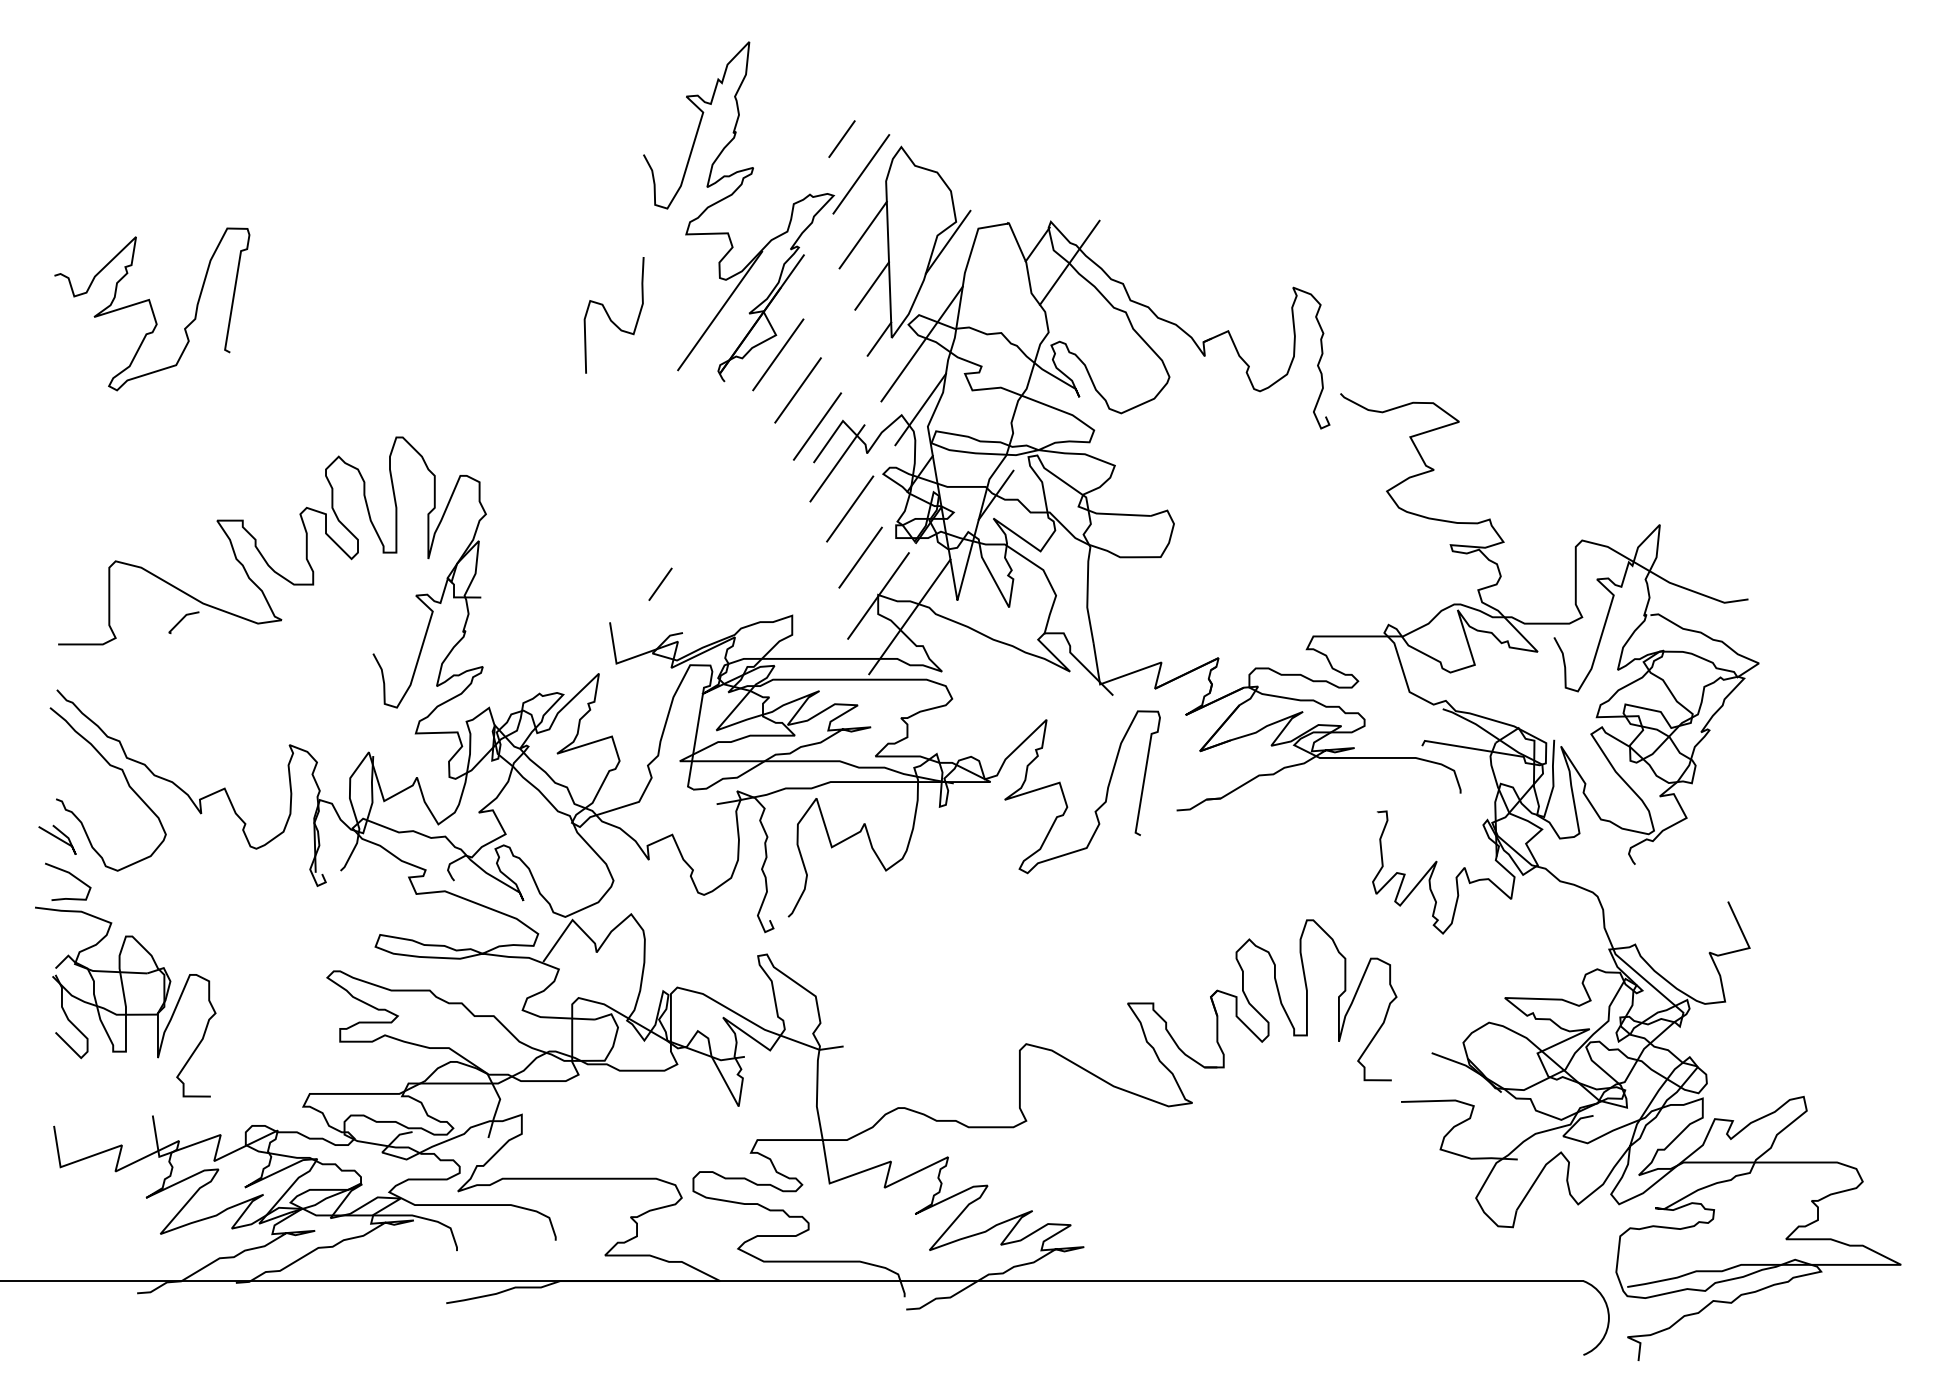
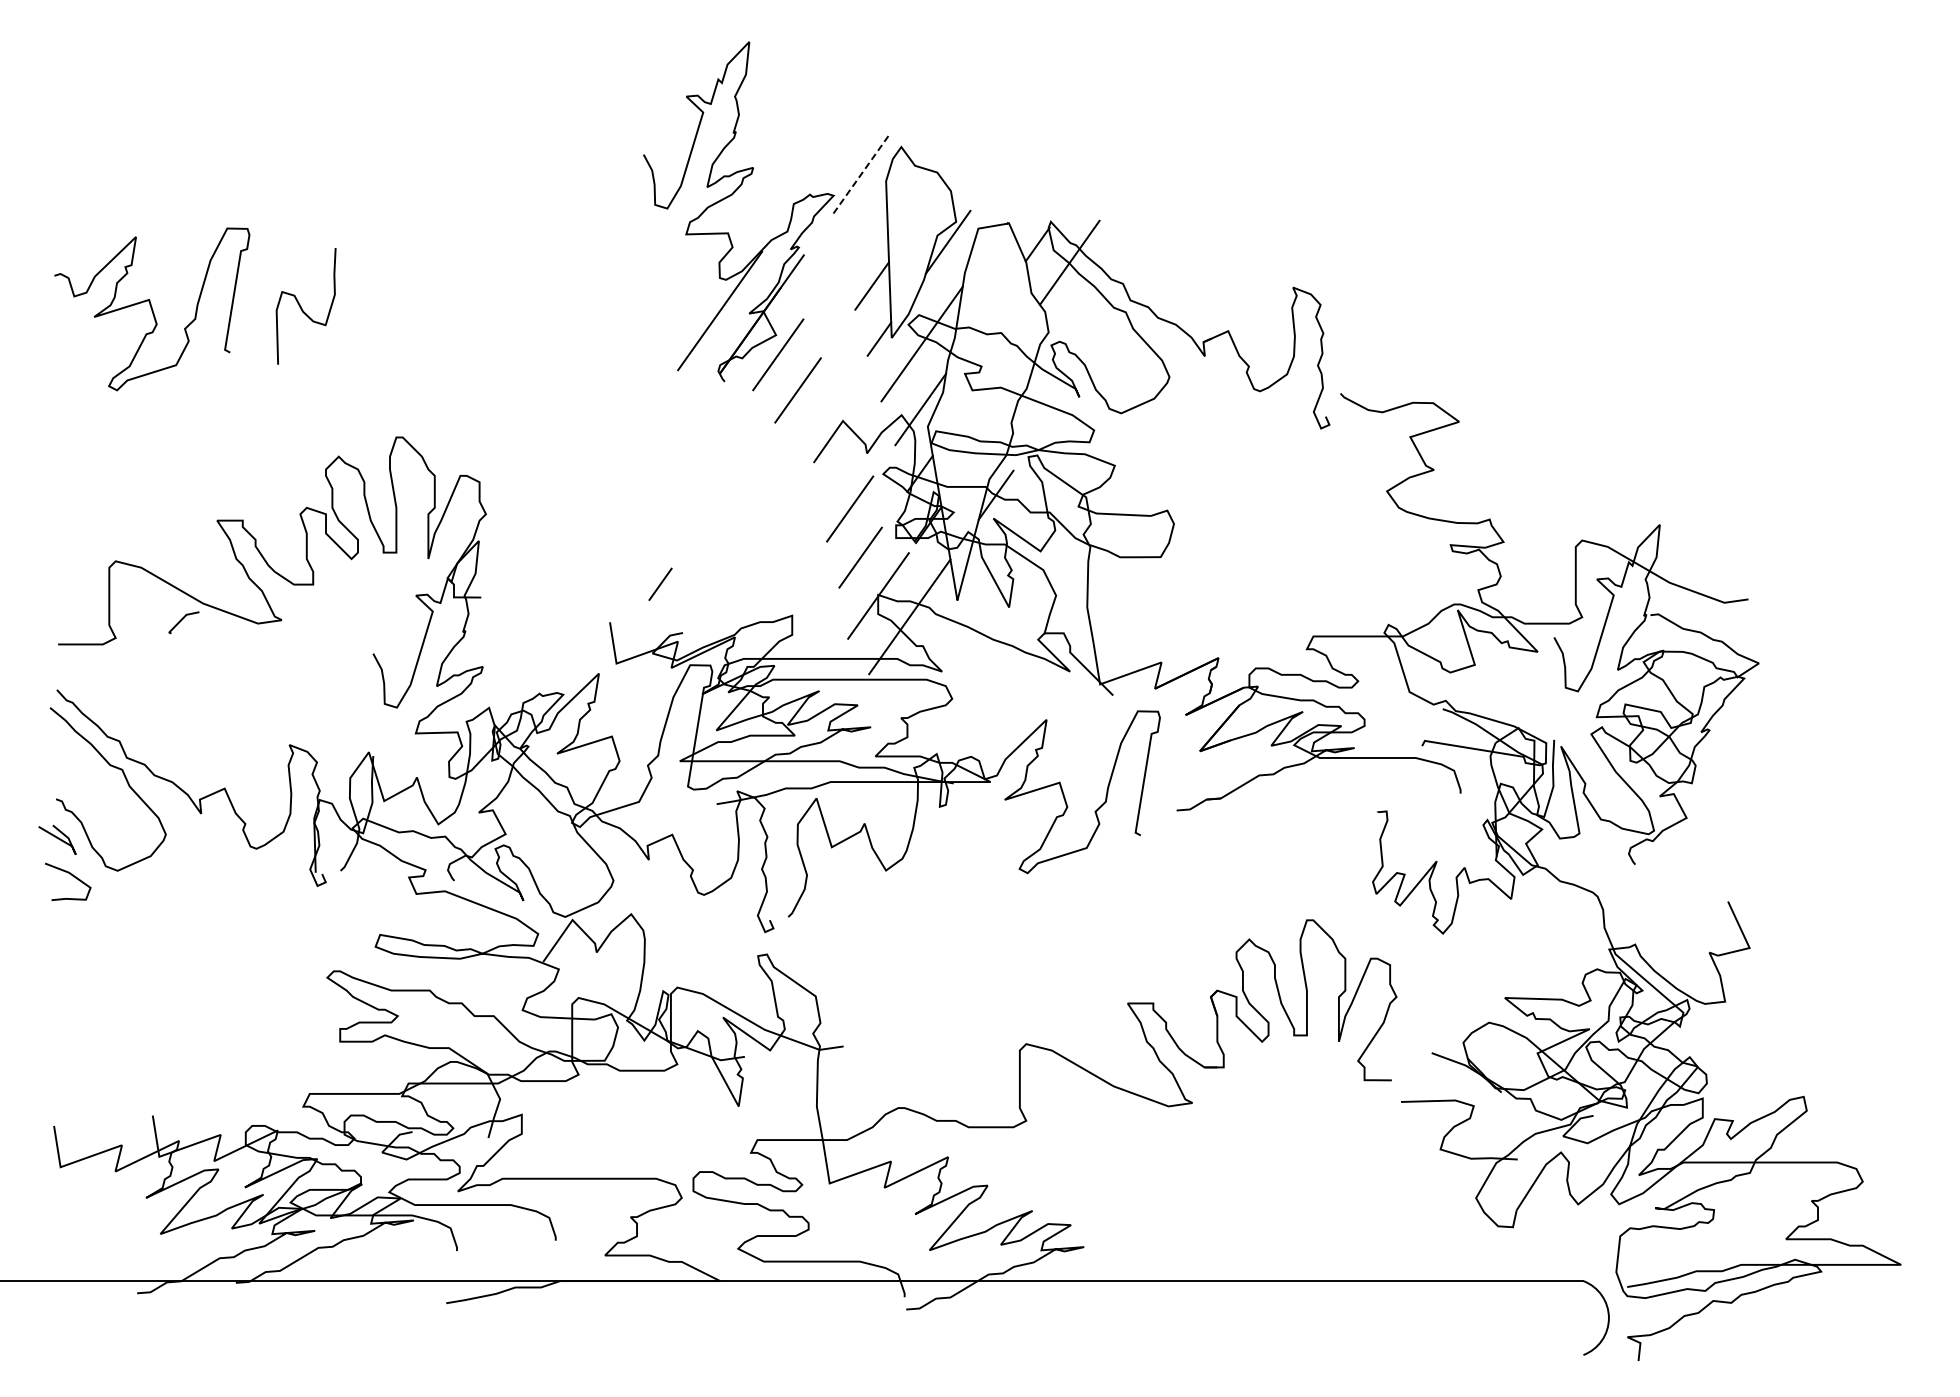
line: present -> none (841, 138)
line: solid -> dashed (861, 173)
line: present -> none (862, 234)
curve position: (610, 317) -> (302, 308) (302, 308)
line: present -> none (817, 426)
line: present -> none (837, 463)
part: present -> none (125, 1001)
